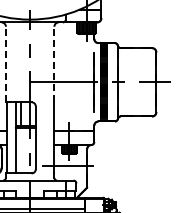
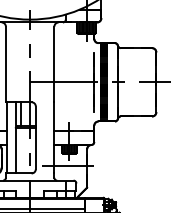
line: dashed -> solid (5, 64)
line: dashed -> solid (54, 64)
